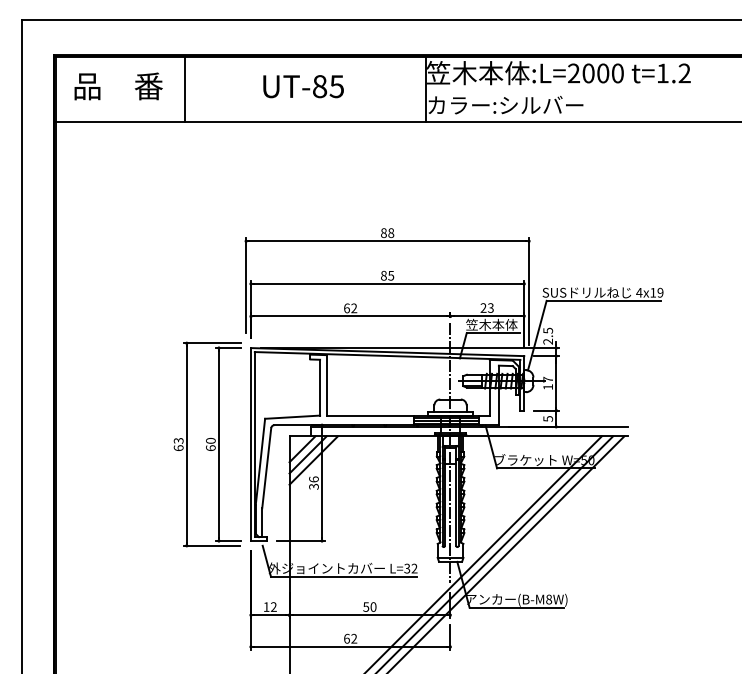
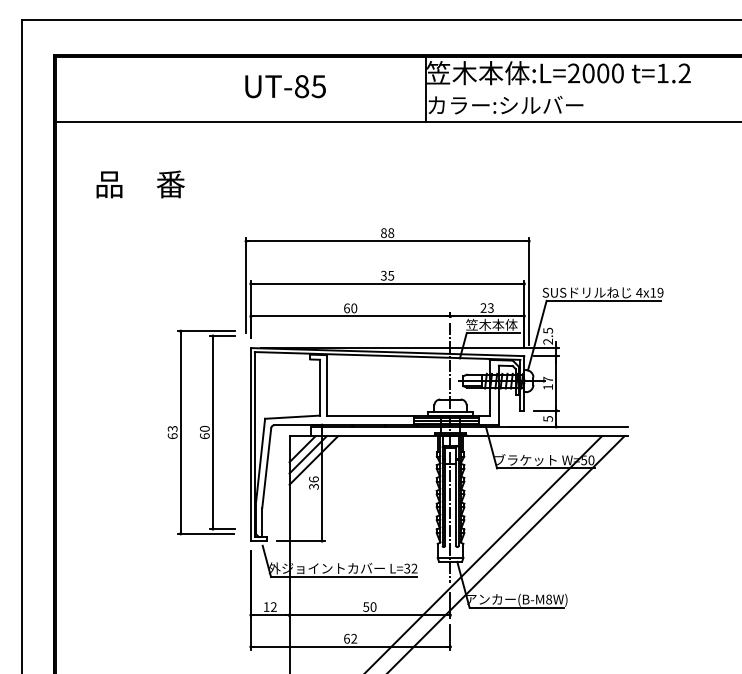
text position: (118, 86) -> (140, 184) (140, 184)
text position: (303, 86) -> (285, 86) (285, 86)
line: present -> none (184, 89)
text: 85 -> 35 (383, 275)
text: 62 -> 60 (354, 308)
part position: (207, 444) -> (201, 432) (201, 432)
line: present -> none (496, 553)
